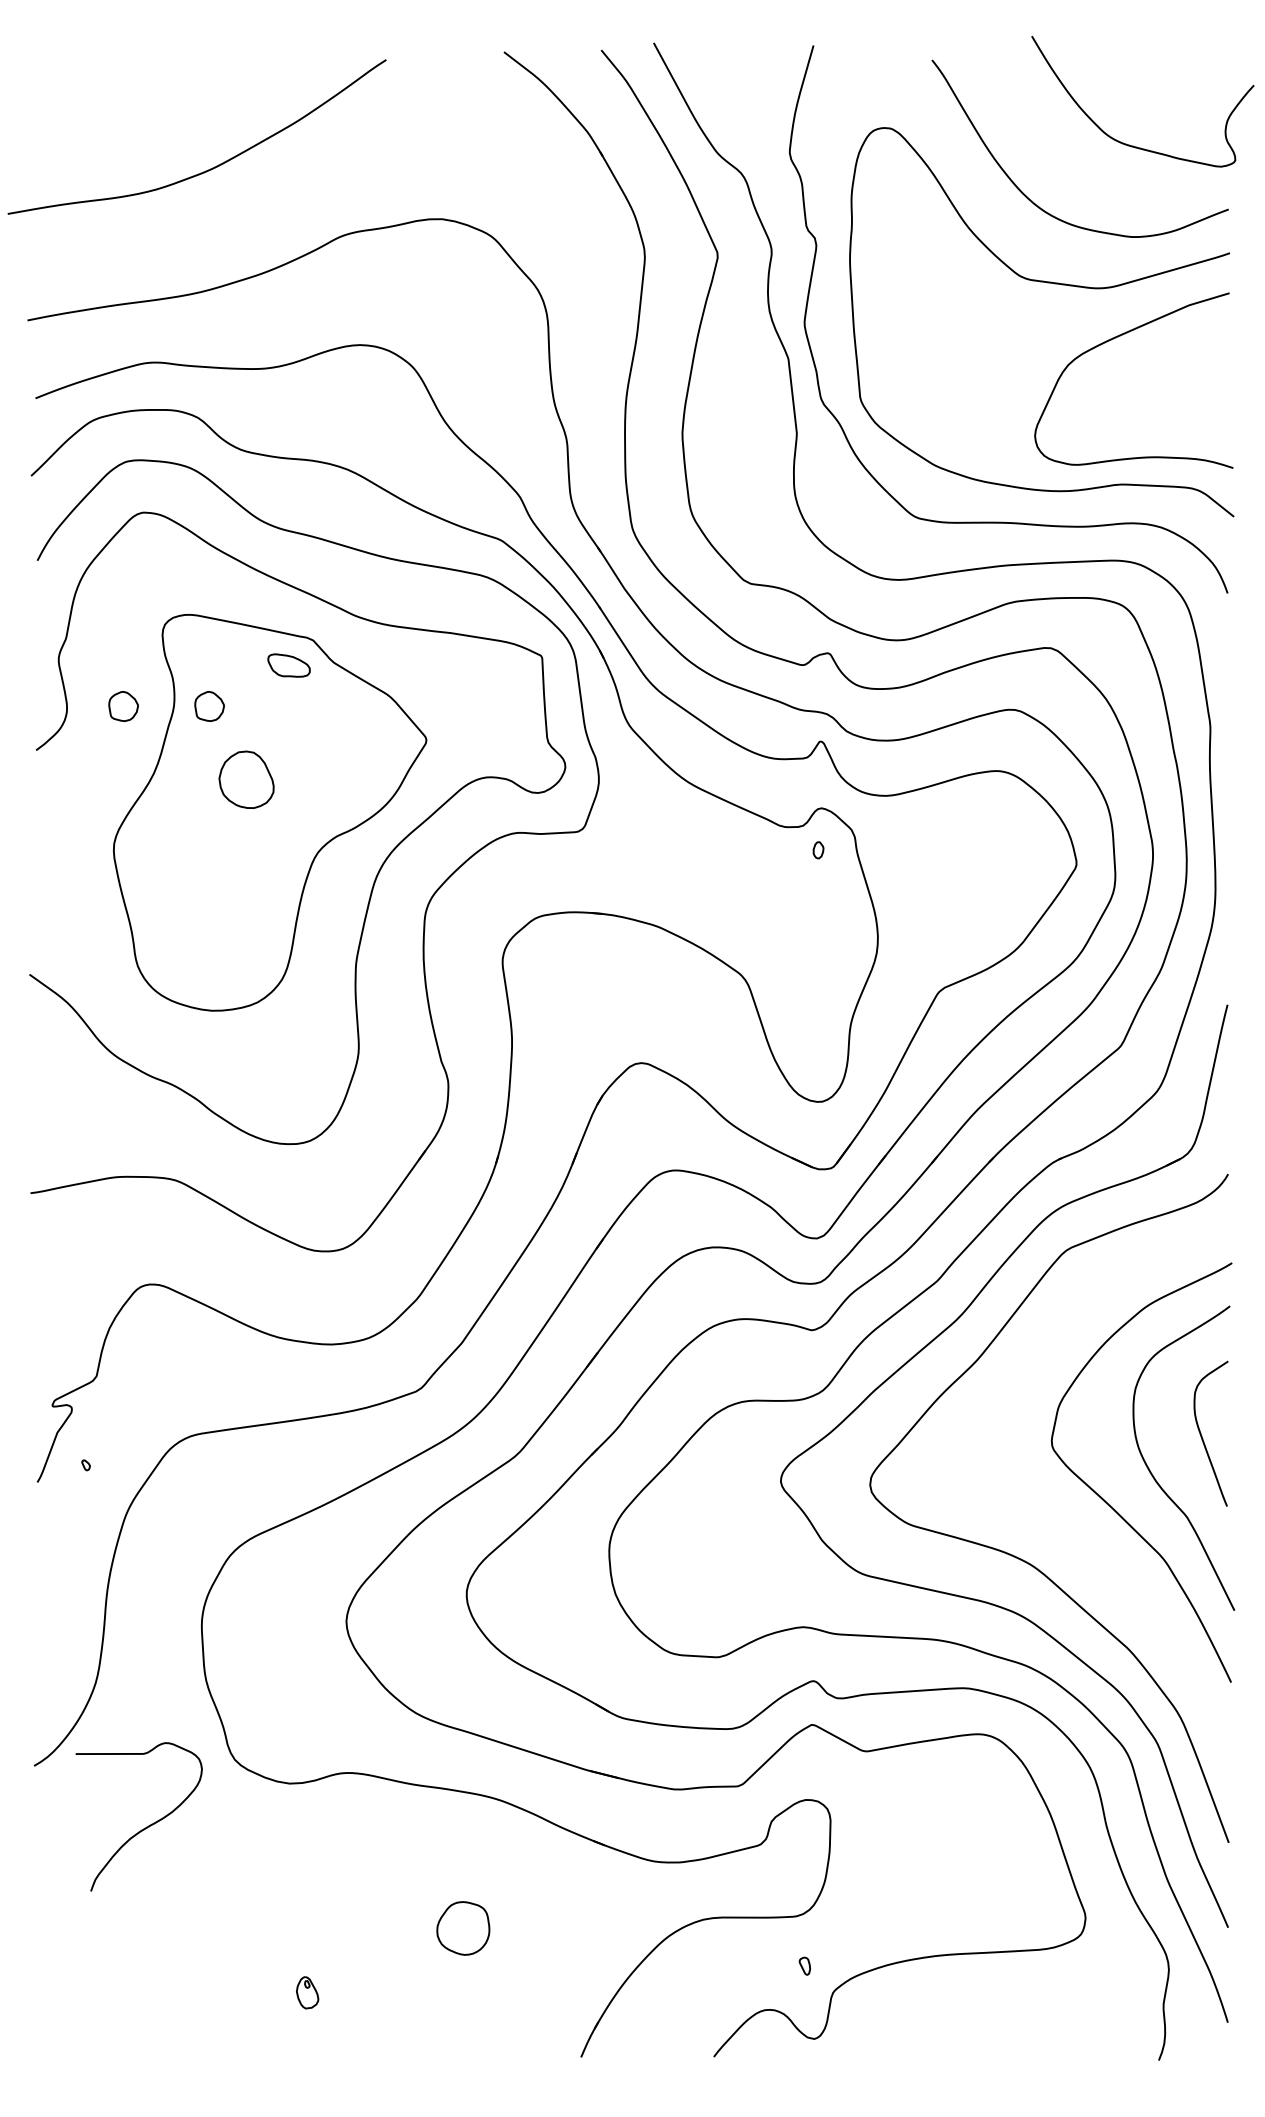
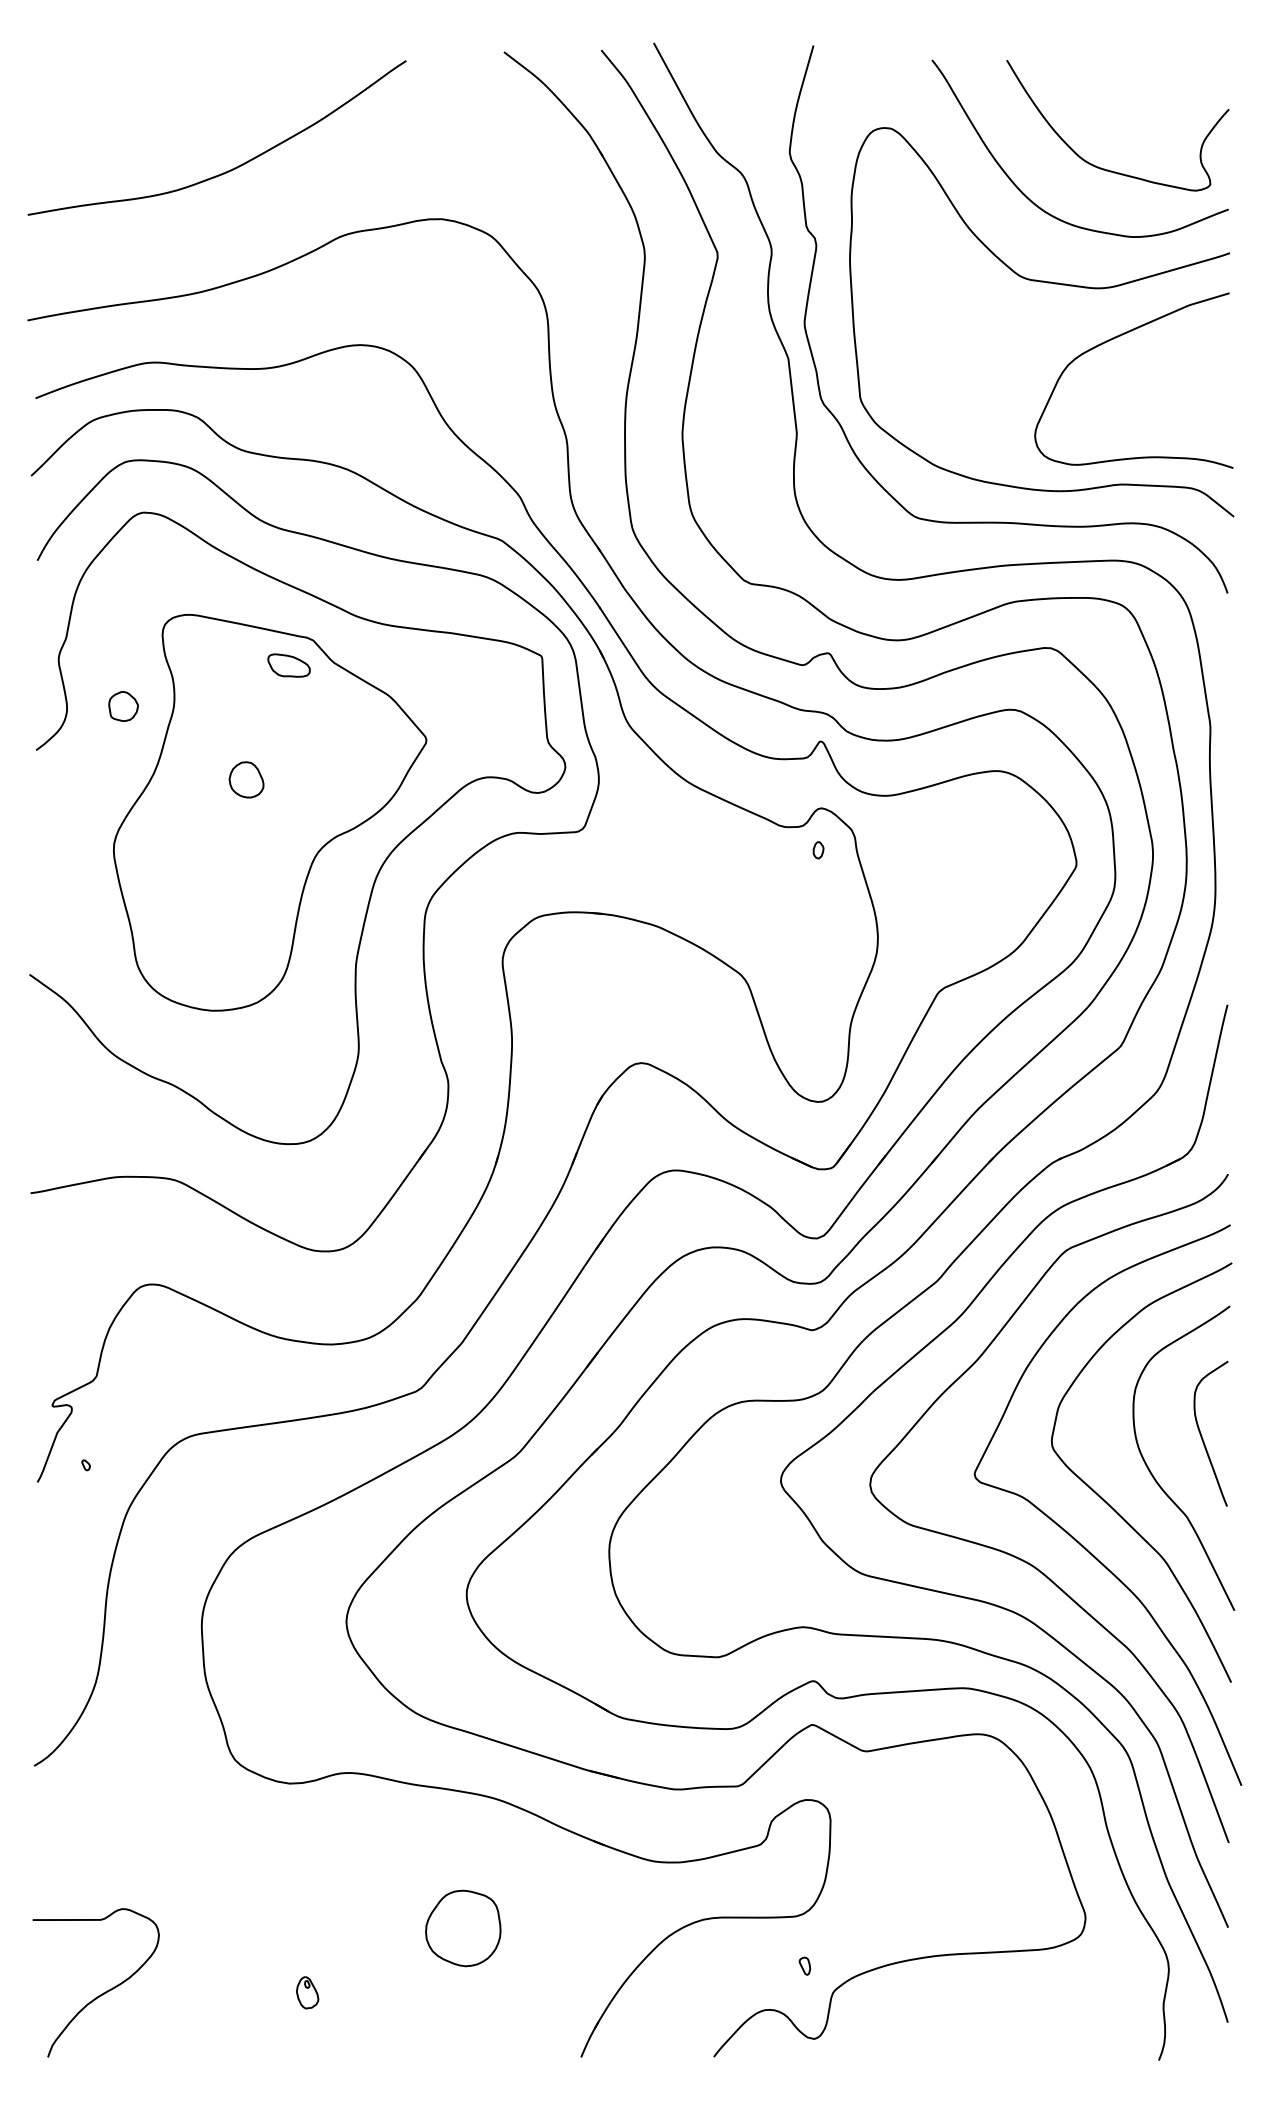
curve position: (1133, 145) -> (1108, 169) (1108, 169)
curve position: (212, 167) -> (232, 168) (232, 168)
part: present -> none (209, 706)
part size: 57x59 px -> 37x38 px (246, 779)
curve: none -> present (1074, 1537)
curve position: (146, 1826) -> (103, 1992) (103, 1992)
part size: 55x55 px -> 77x79 px (463, 1928)
